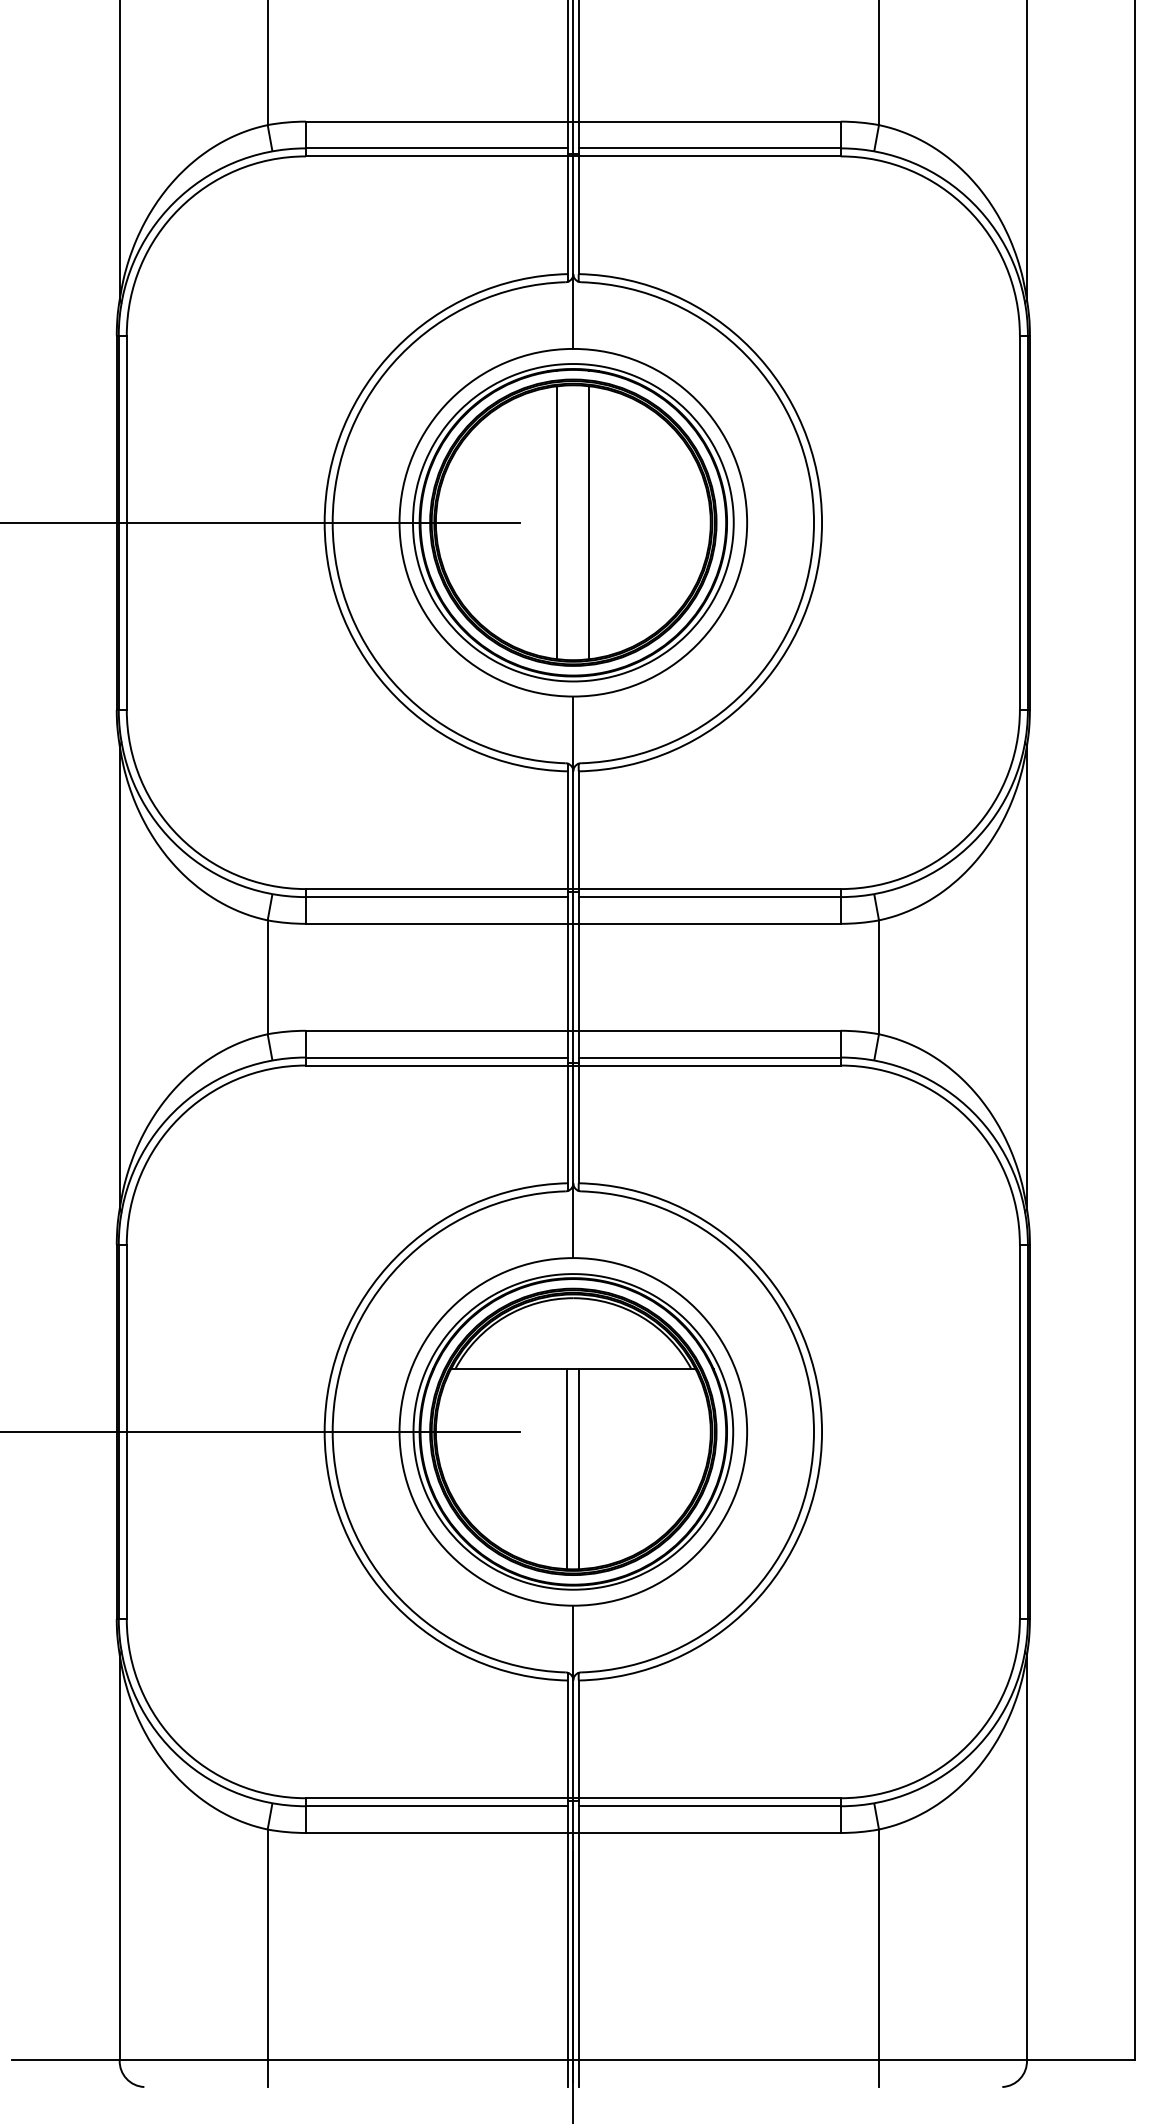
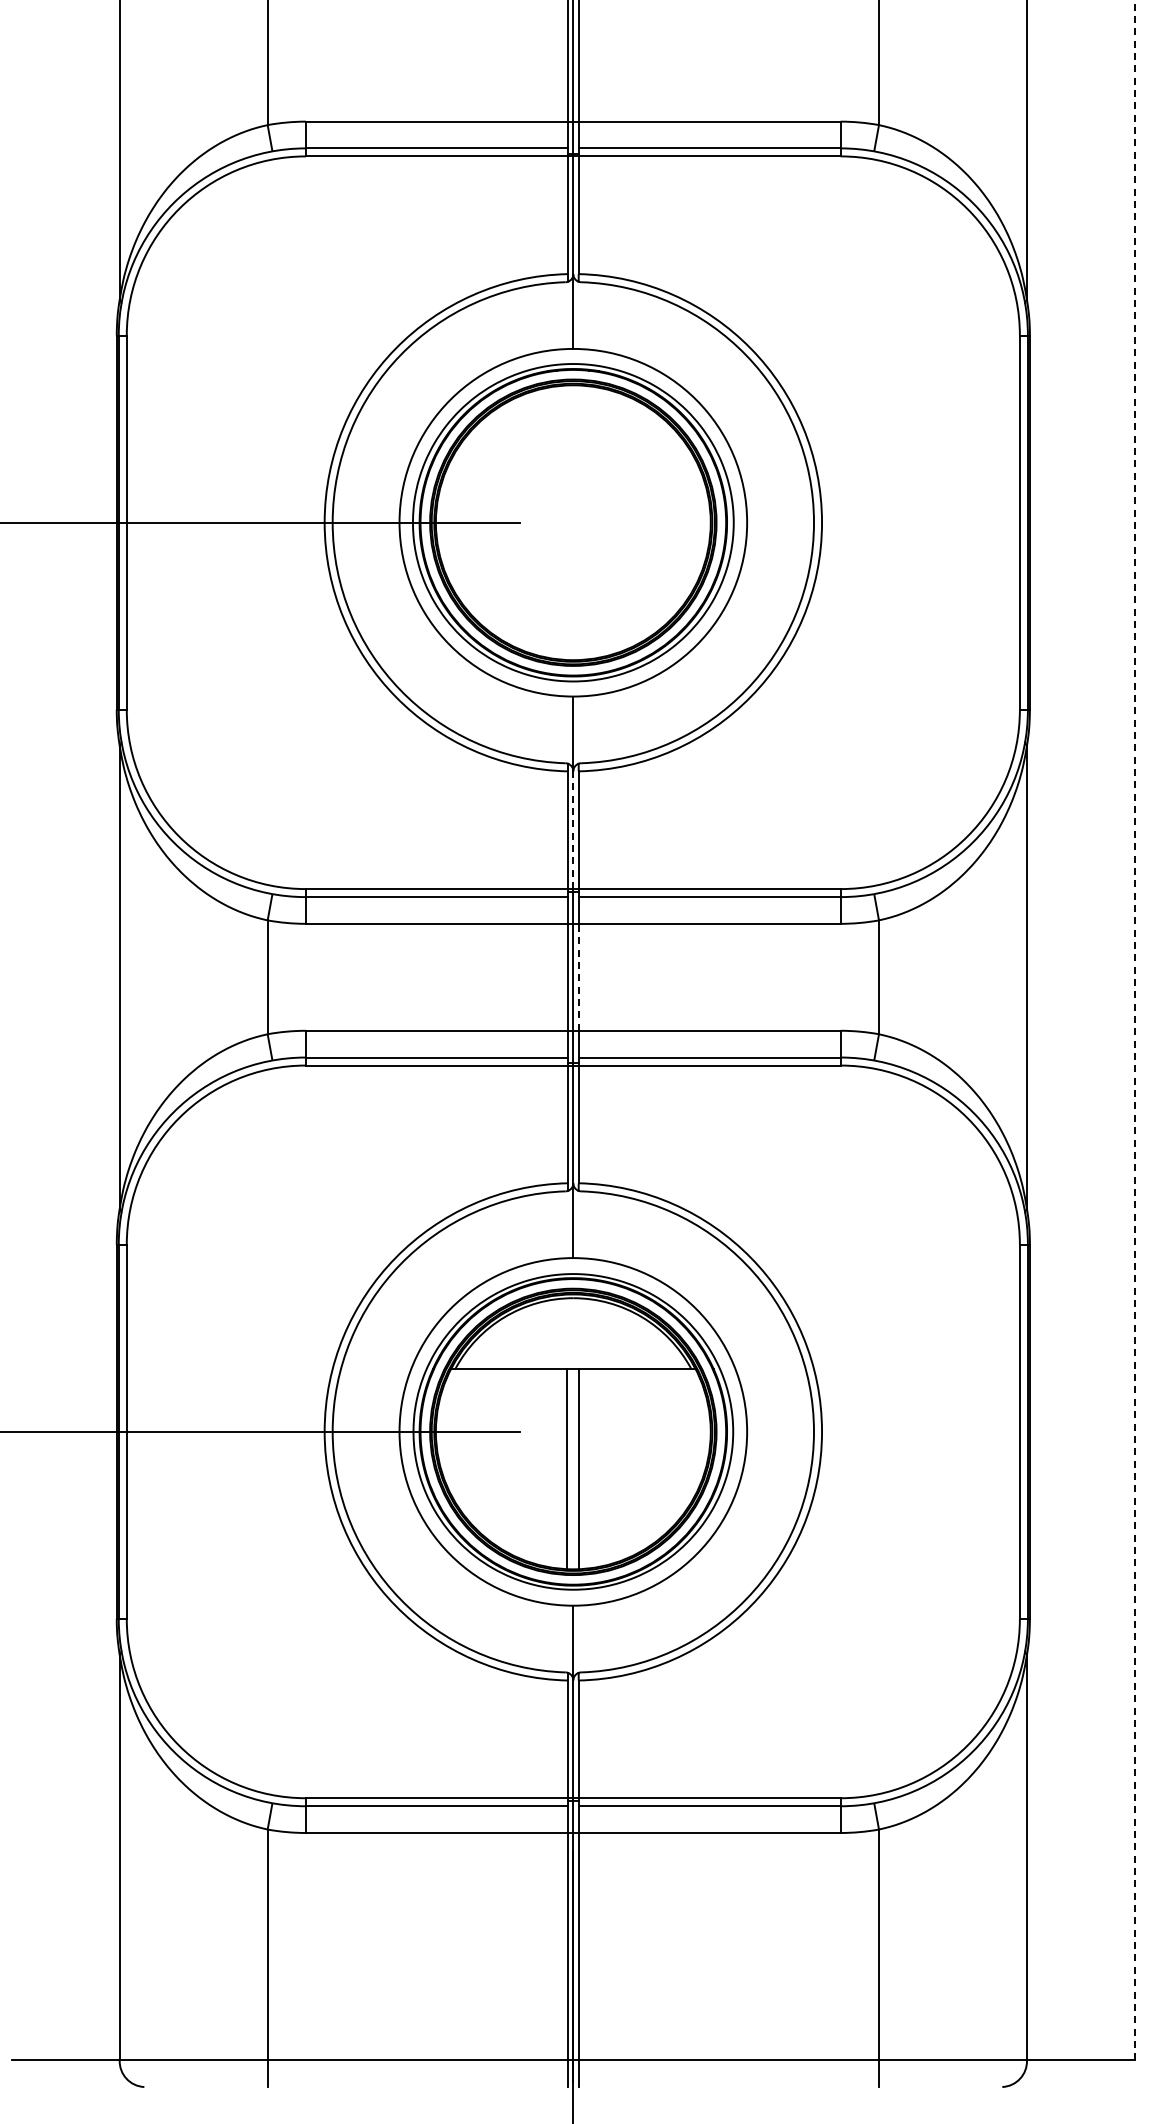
line: present -> none (557, 522)
line: present -> none (589, 522)
line: solid -> dashed (573, 830)
line: solid -> dashed (578, 976)
line: solid -> dashed (1134, 1030)
